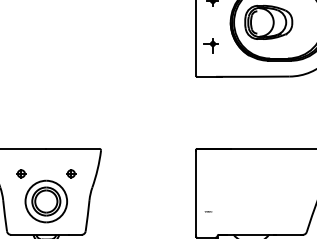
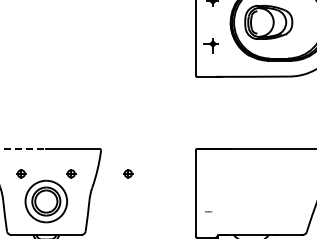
line: solid -> dashed (23, 148)
part: none -> present (128, 173)
